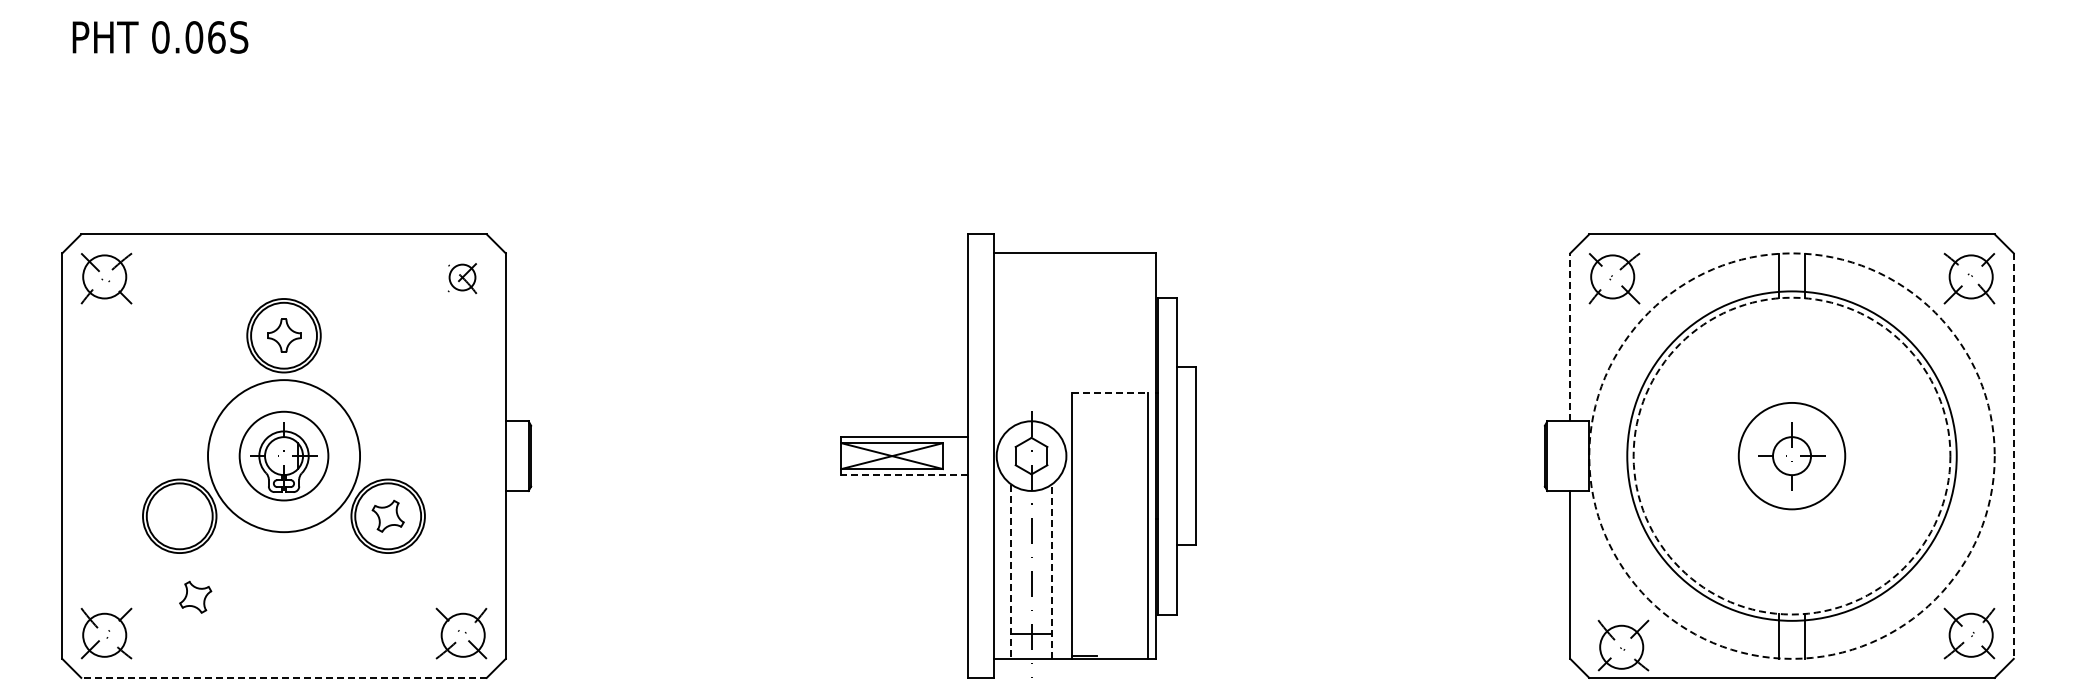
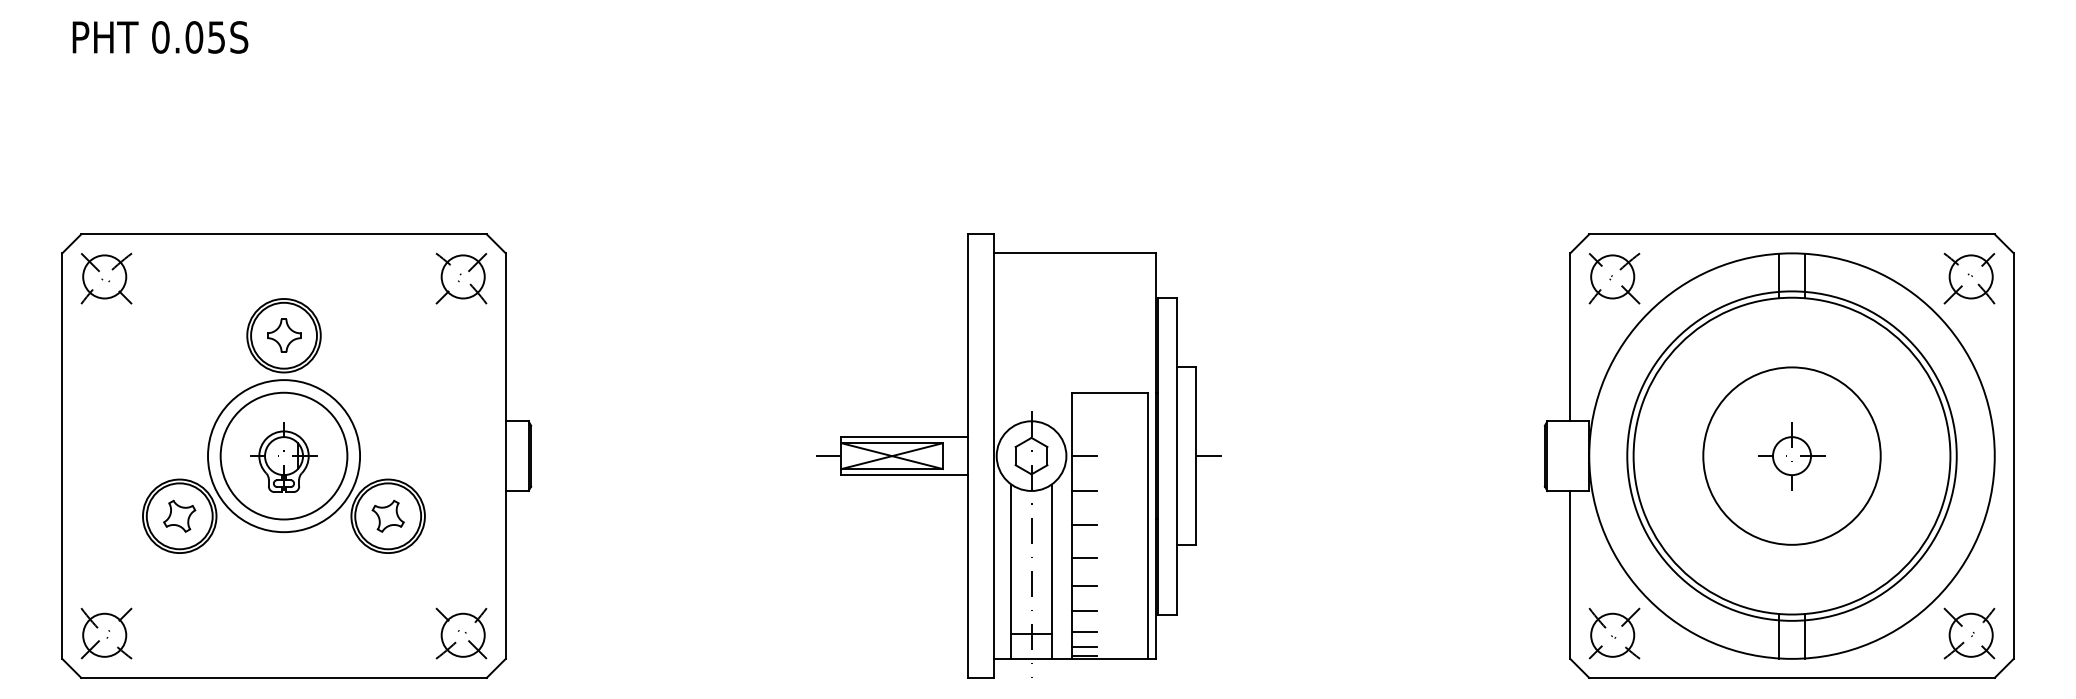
text: 0.06S -> 0.05S (216, 37)
part size: 31x31 px -> 53x53 px (461, 278)
line: dashed -> solid (1570, 337)
line: dashed -> solid (1110, 392)
circle diameter: 89 px -> 127 px (283, 455)
circle diameter: 106 px -> 177 px (1791, 455)
circle: dashed -> solid (1791, 455)
circle: dashed -> solid (1791, 455)
line: none -> present (828, 456)
line: none -> present (1084, 456)
line: none -> present (1208, 456)
line: dashed -> solid (2013, 456)
line: dashed -> solid (904, 475)
line: none -> present (1084, 491)
line: none -> present (1084, 525)
line: none -> present (1084, 557)
line: dashed -> solid (1051, 571)
line: dashed -> solid (1011, 572)
line: none -> present (1084, 586)
part position: (195, 596) -> (179, 515) (179, 515)
line: none -> present (1084, 611)
line: none -> present (1084, 631)
part position: (1623, 645) -> (1614, 633) (1614, 633)
line: none -> present (1084, 646)
line: dashed -> solid (284, 677)
